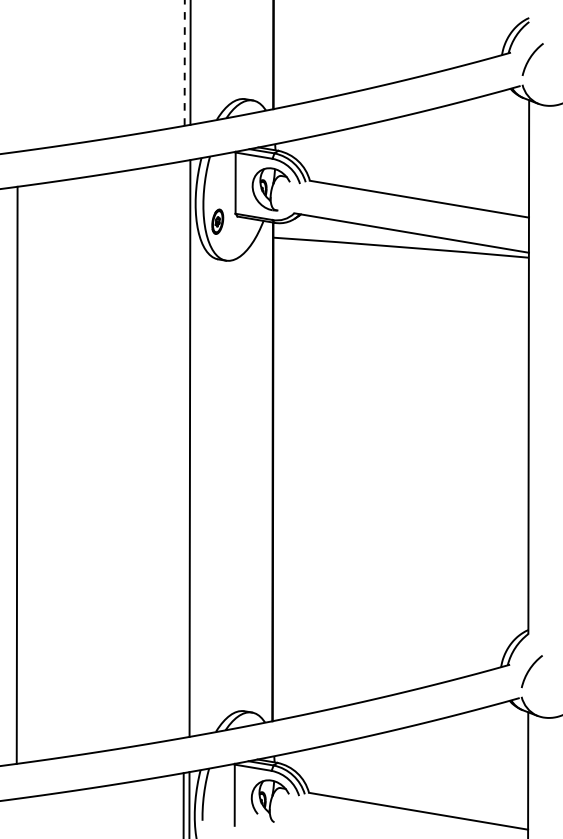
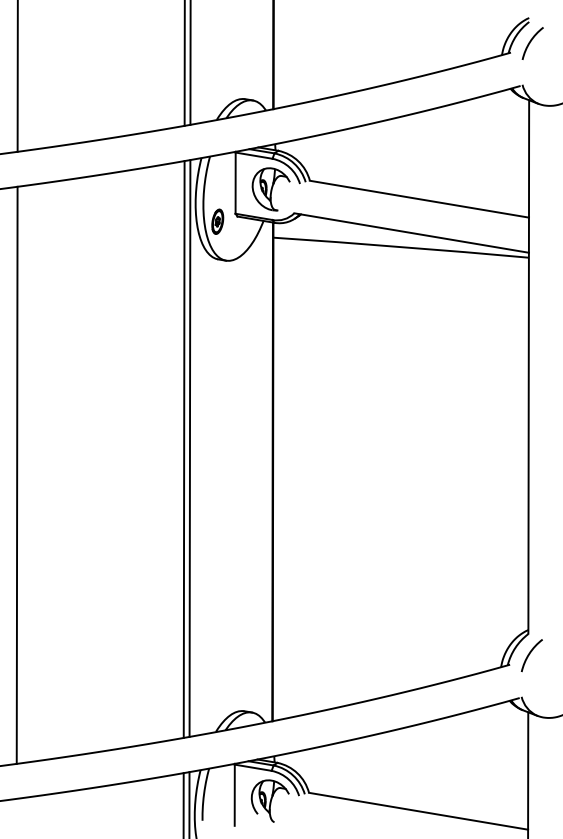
arc position: (530, 59) -> (530, 43) (530, 43)
line: dashed -> solid (184, 62)
line: none -> present (17, 76)
line: none -> present (183, 449)
arc position: (530, 670) -> (530, 654) (530, 654)
